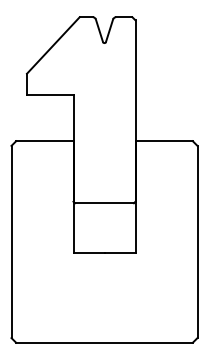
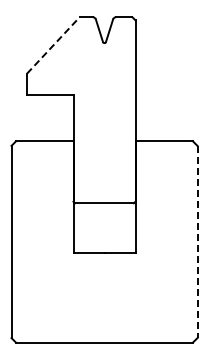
line: solid -> dashed (53, 45)
line: solid -> dashed (197, 242)
